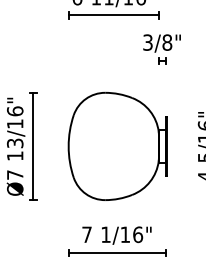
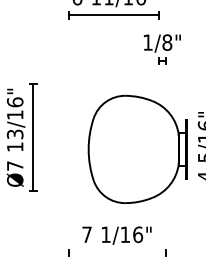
text: 3/8" -> 1/8" (147, 42)
part position: (117, 145) -> (137, 148) (137, 148)
part position: (21, 146) -> (21, 137) (21, 137)
line: present -> none (116, 252)
